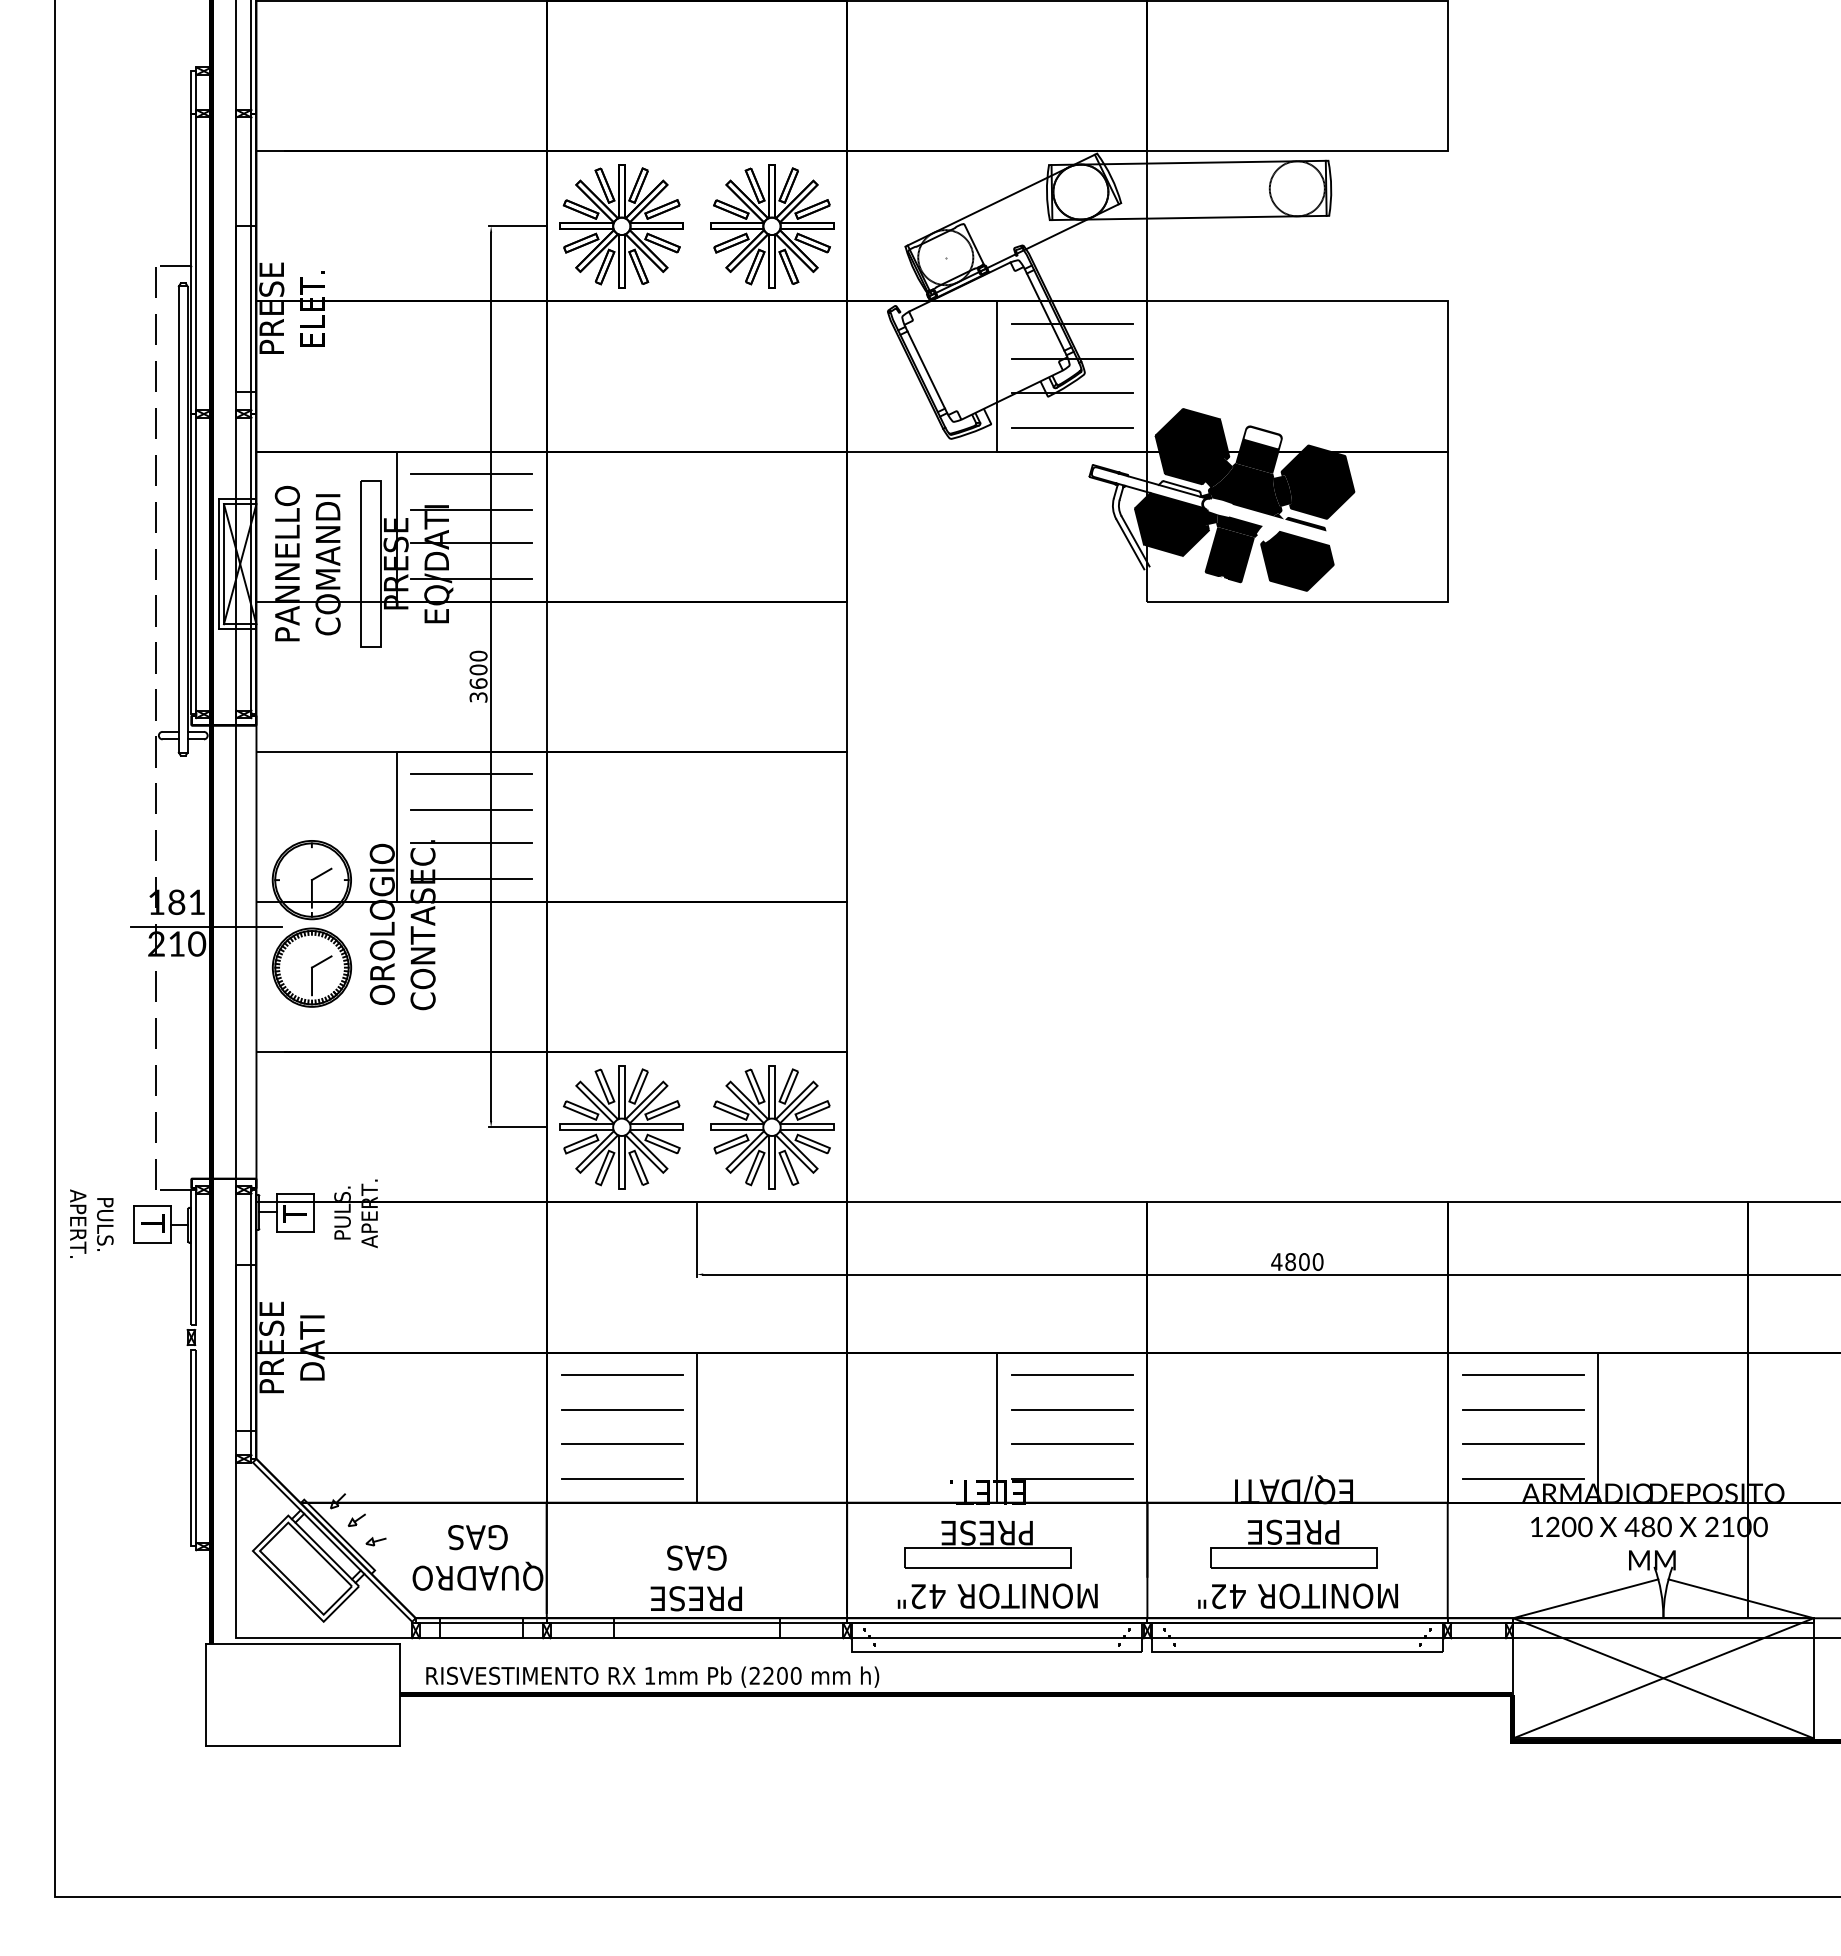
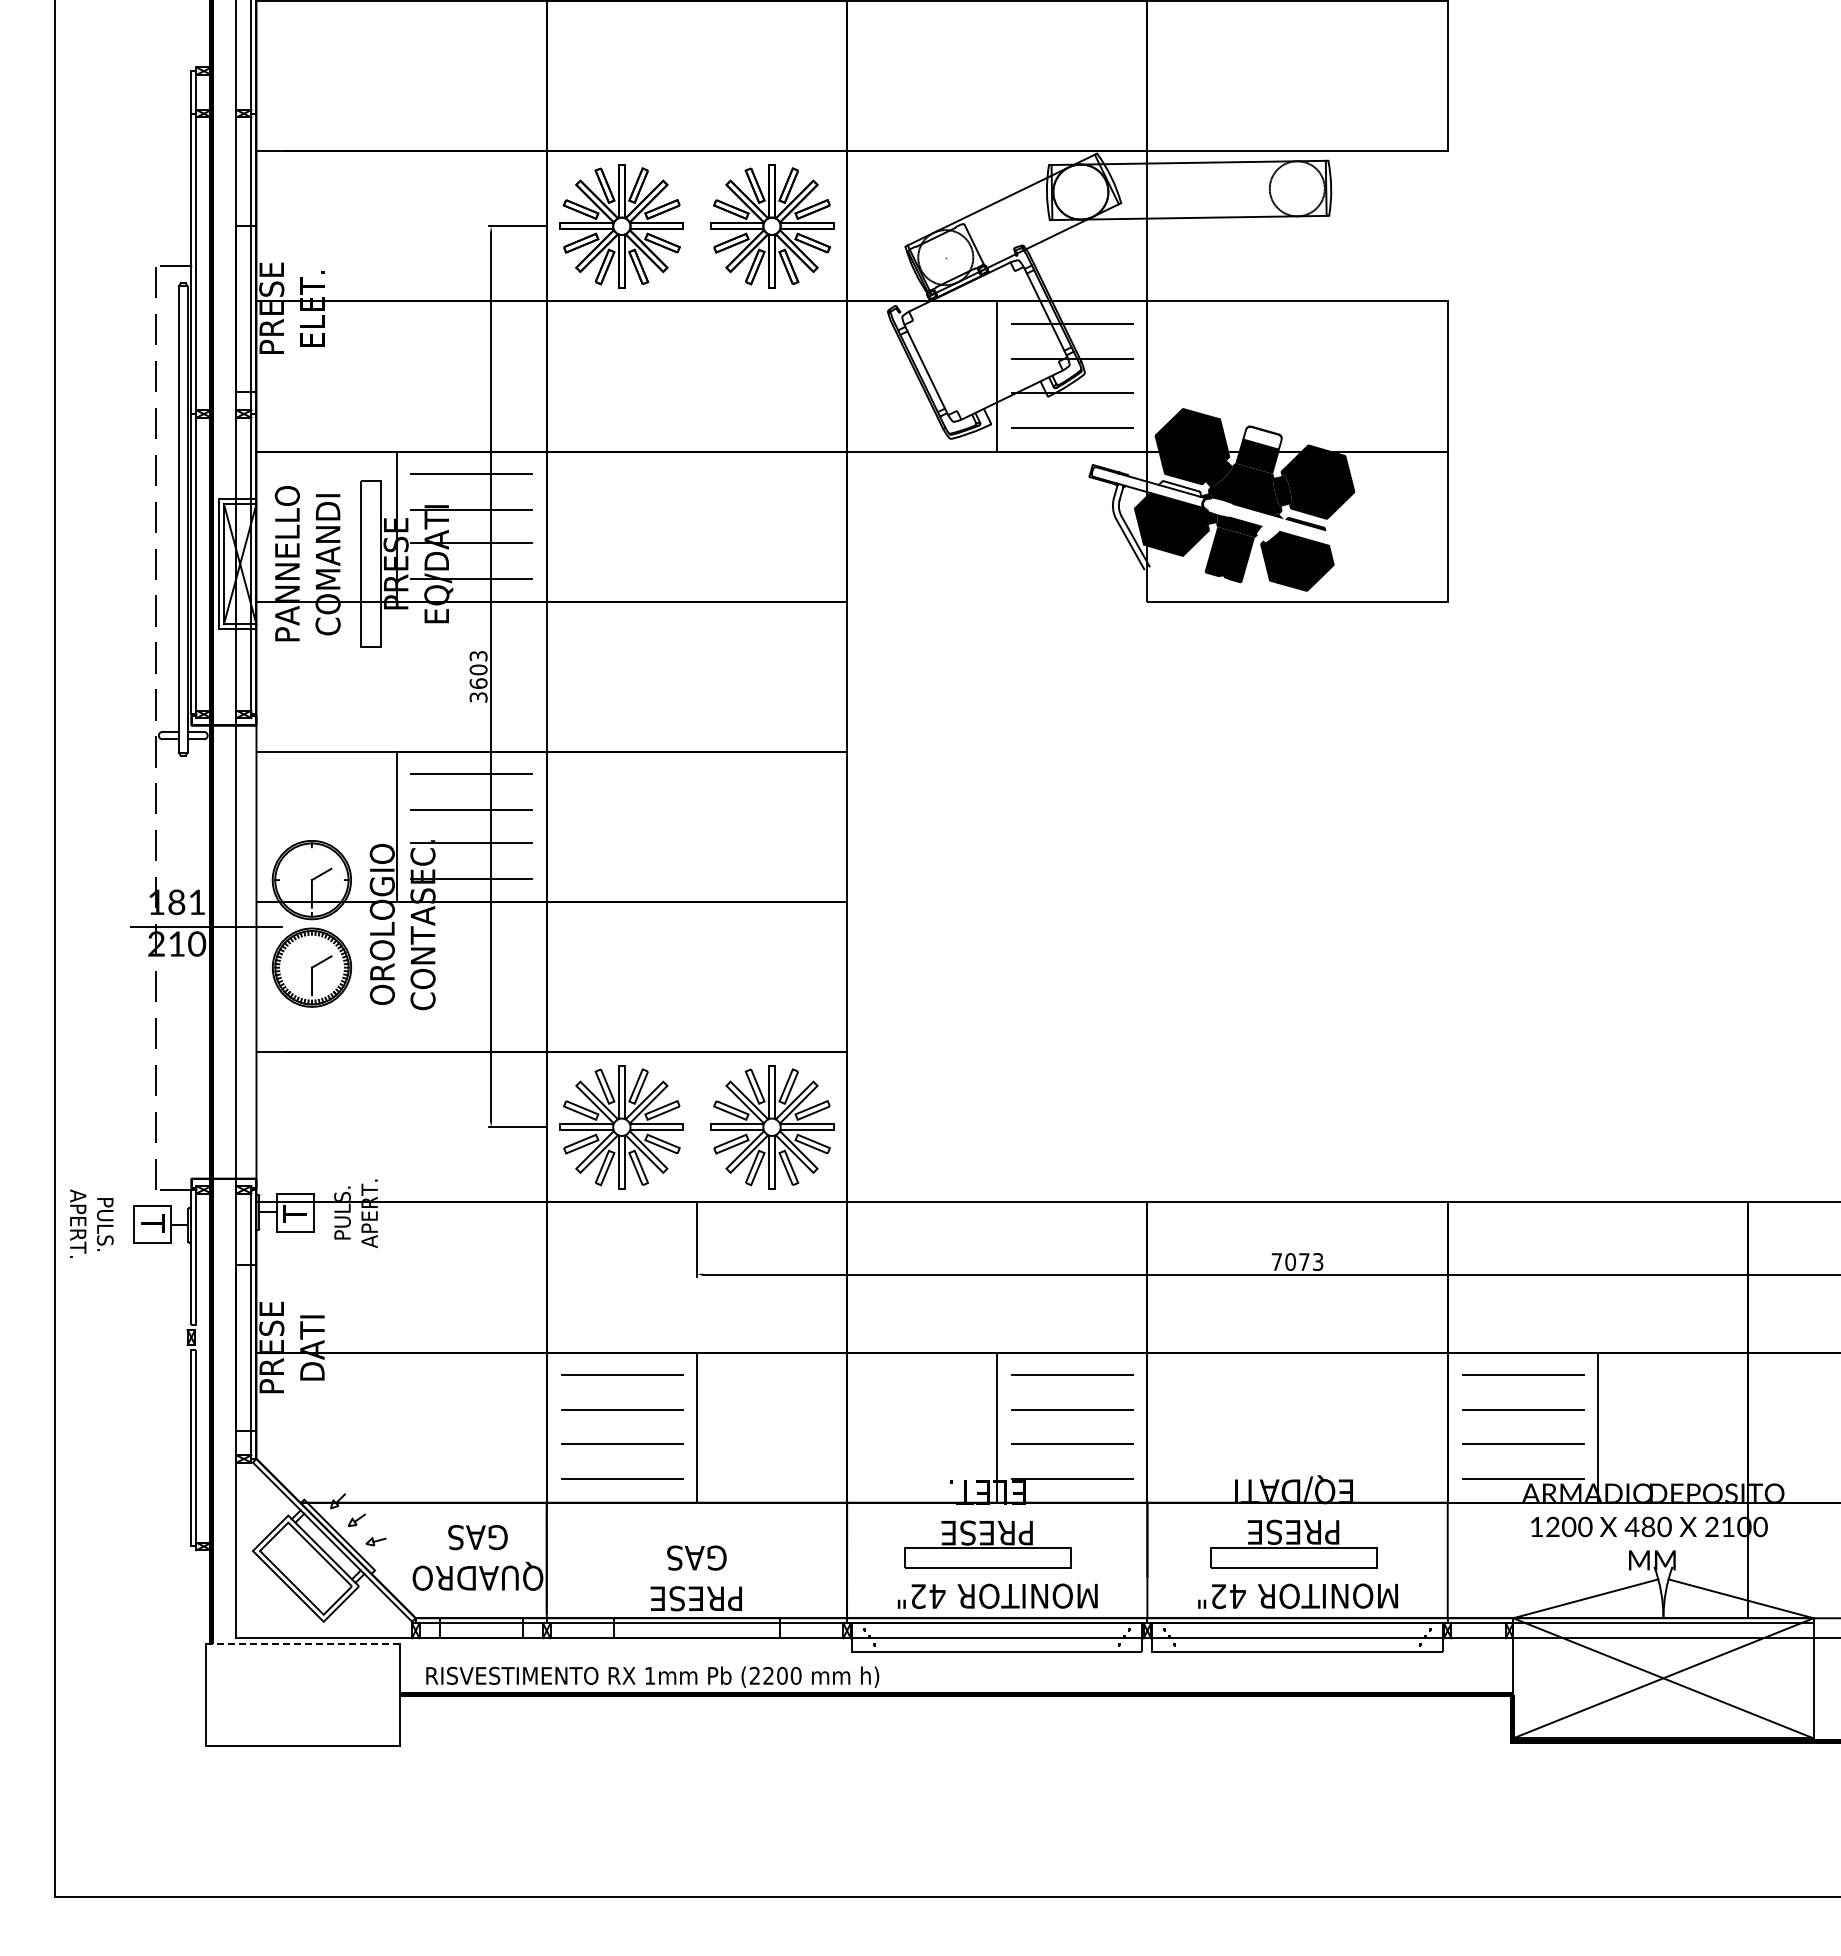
text: 3600 -> 3603 (478, 655)
text: 4800 -> 7073 (1297, 1261)
line: solid -> dashed (303, 1643)
